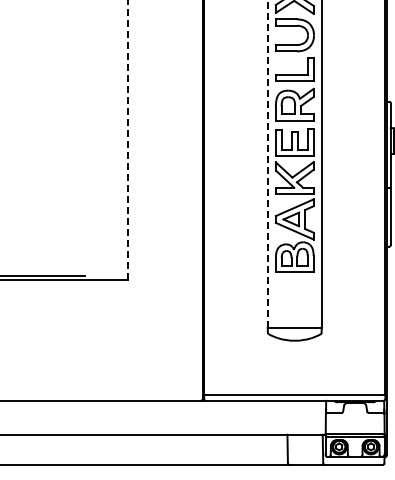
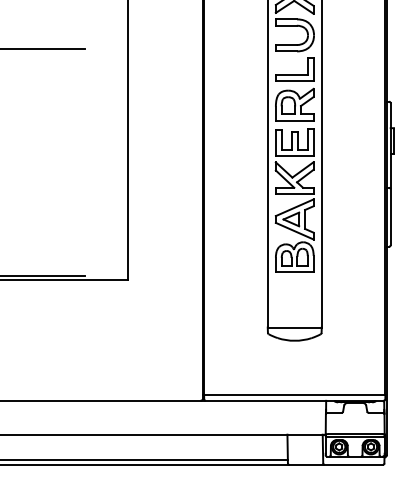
line: none -> present (43, 49)
line: dashed -> solid (127, 140)
line: dashed -> solid (267, 163)
line: none -> present (144, 459)
